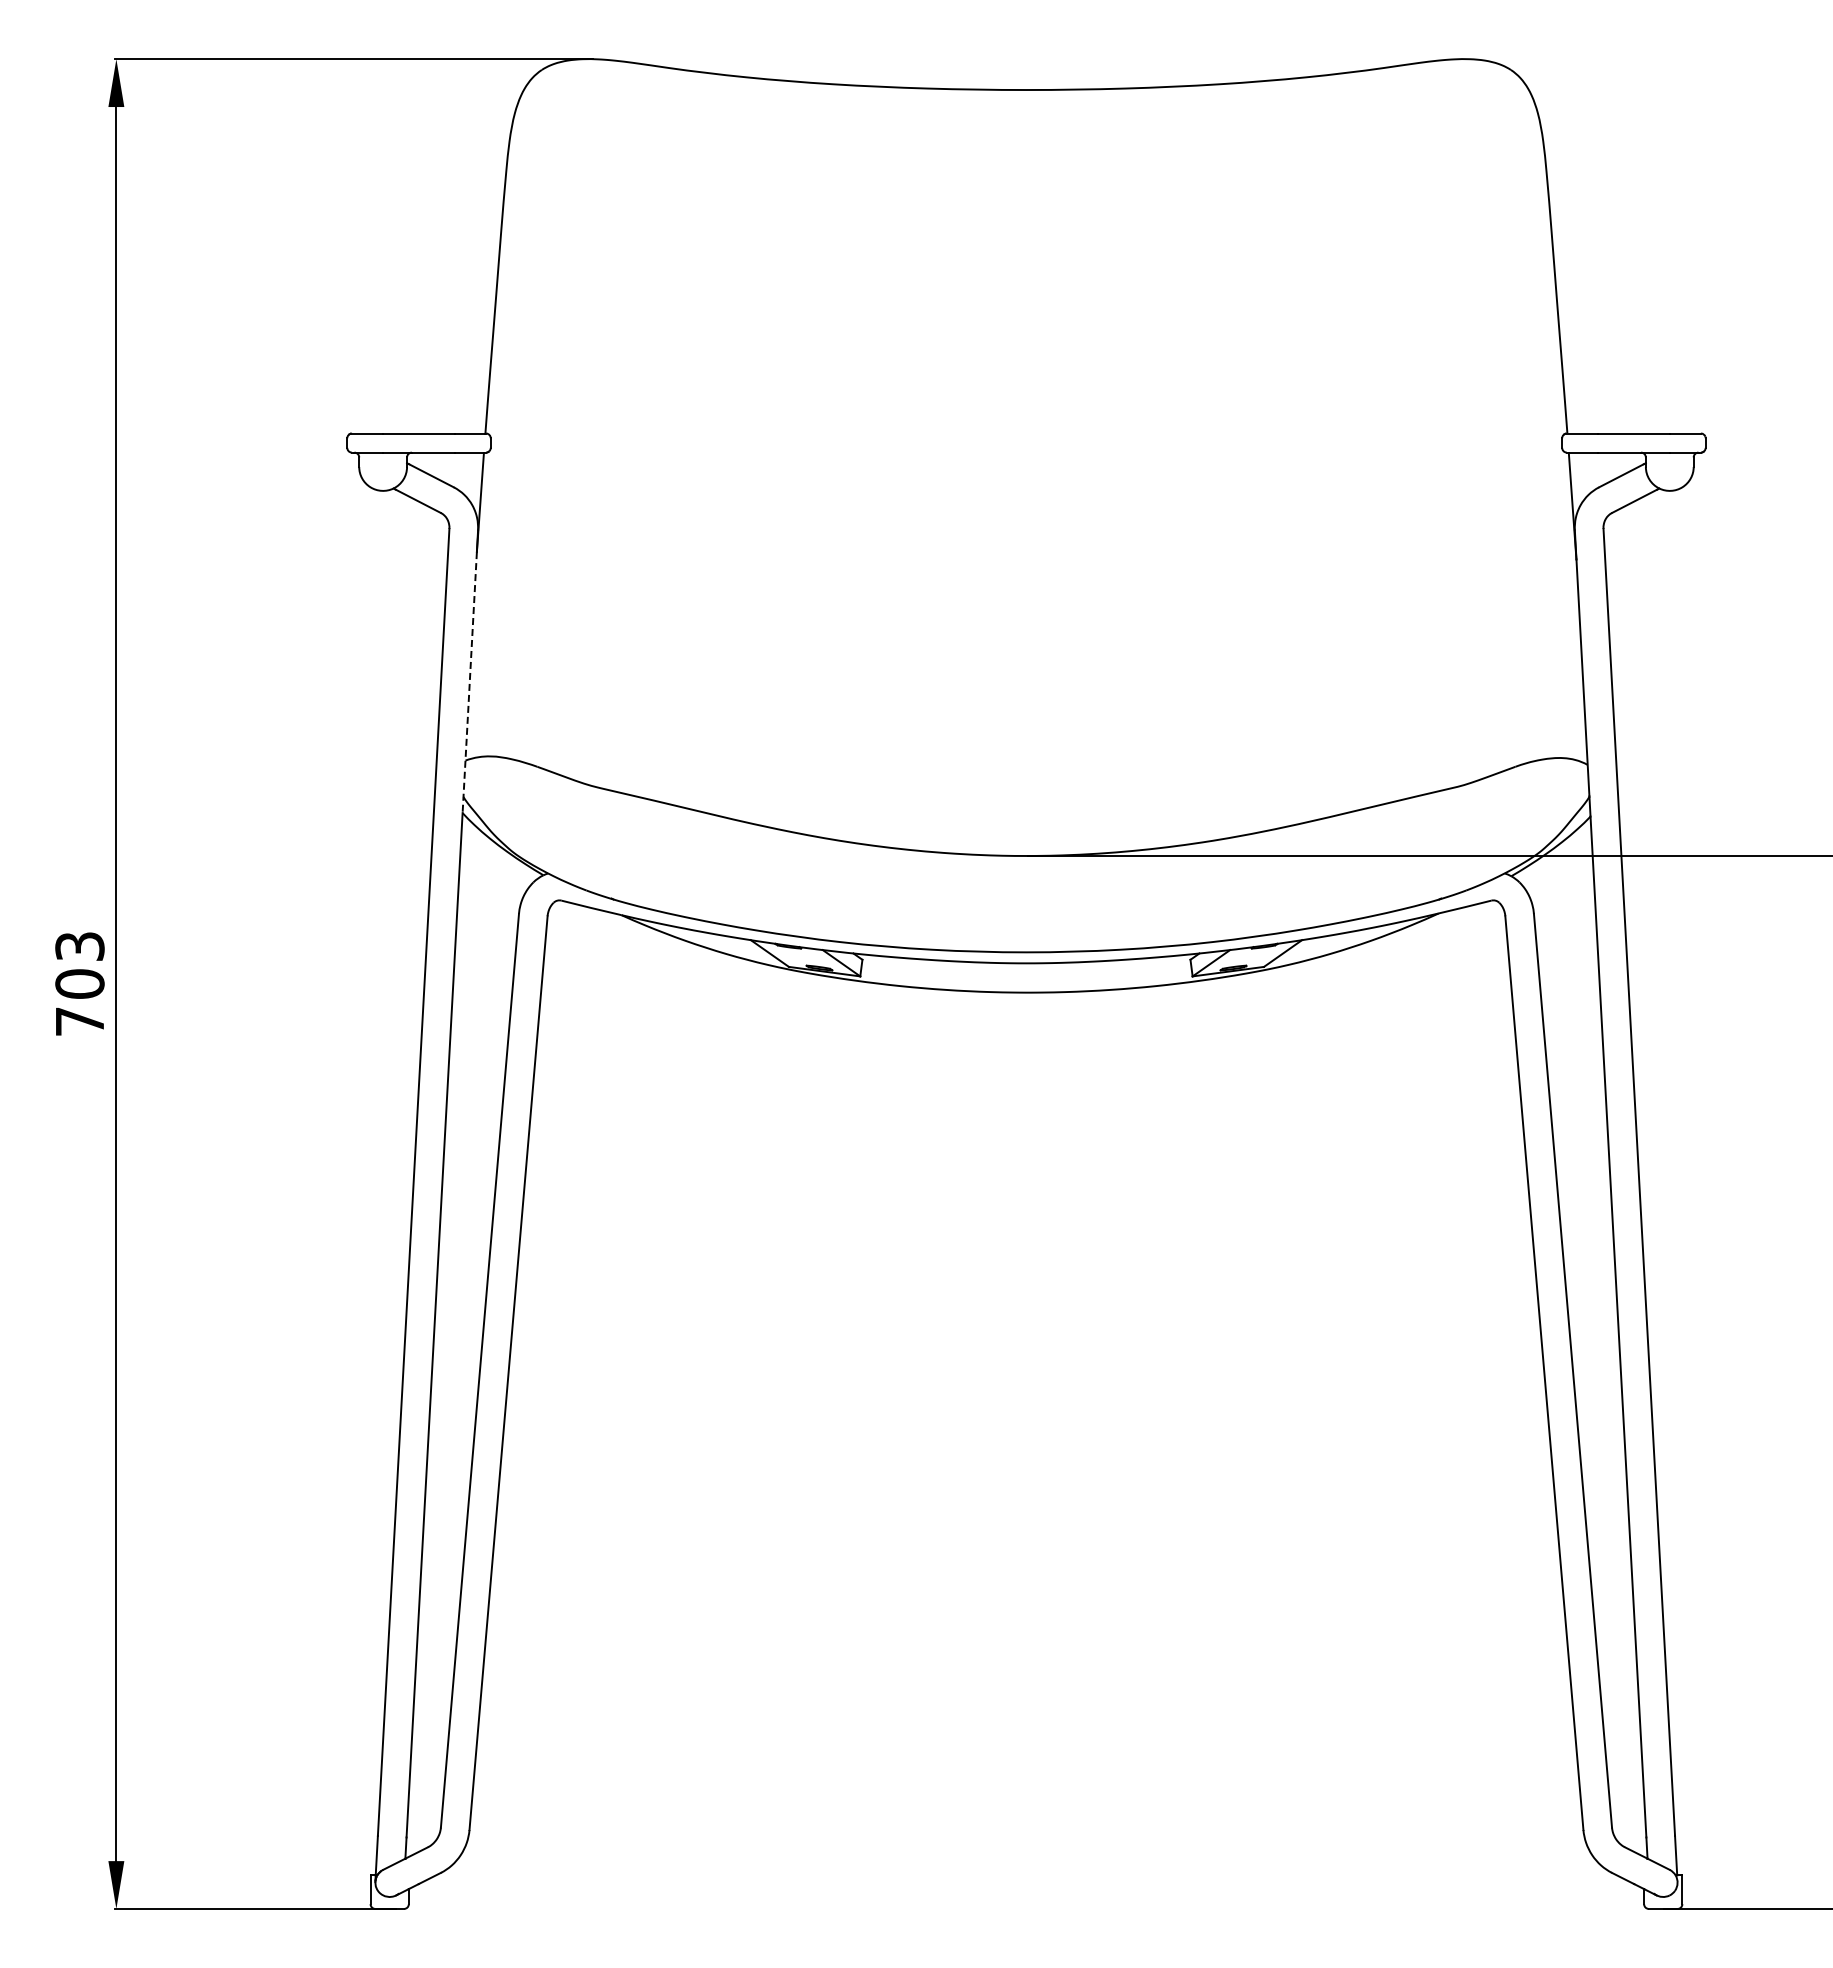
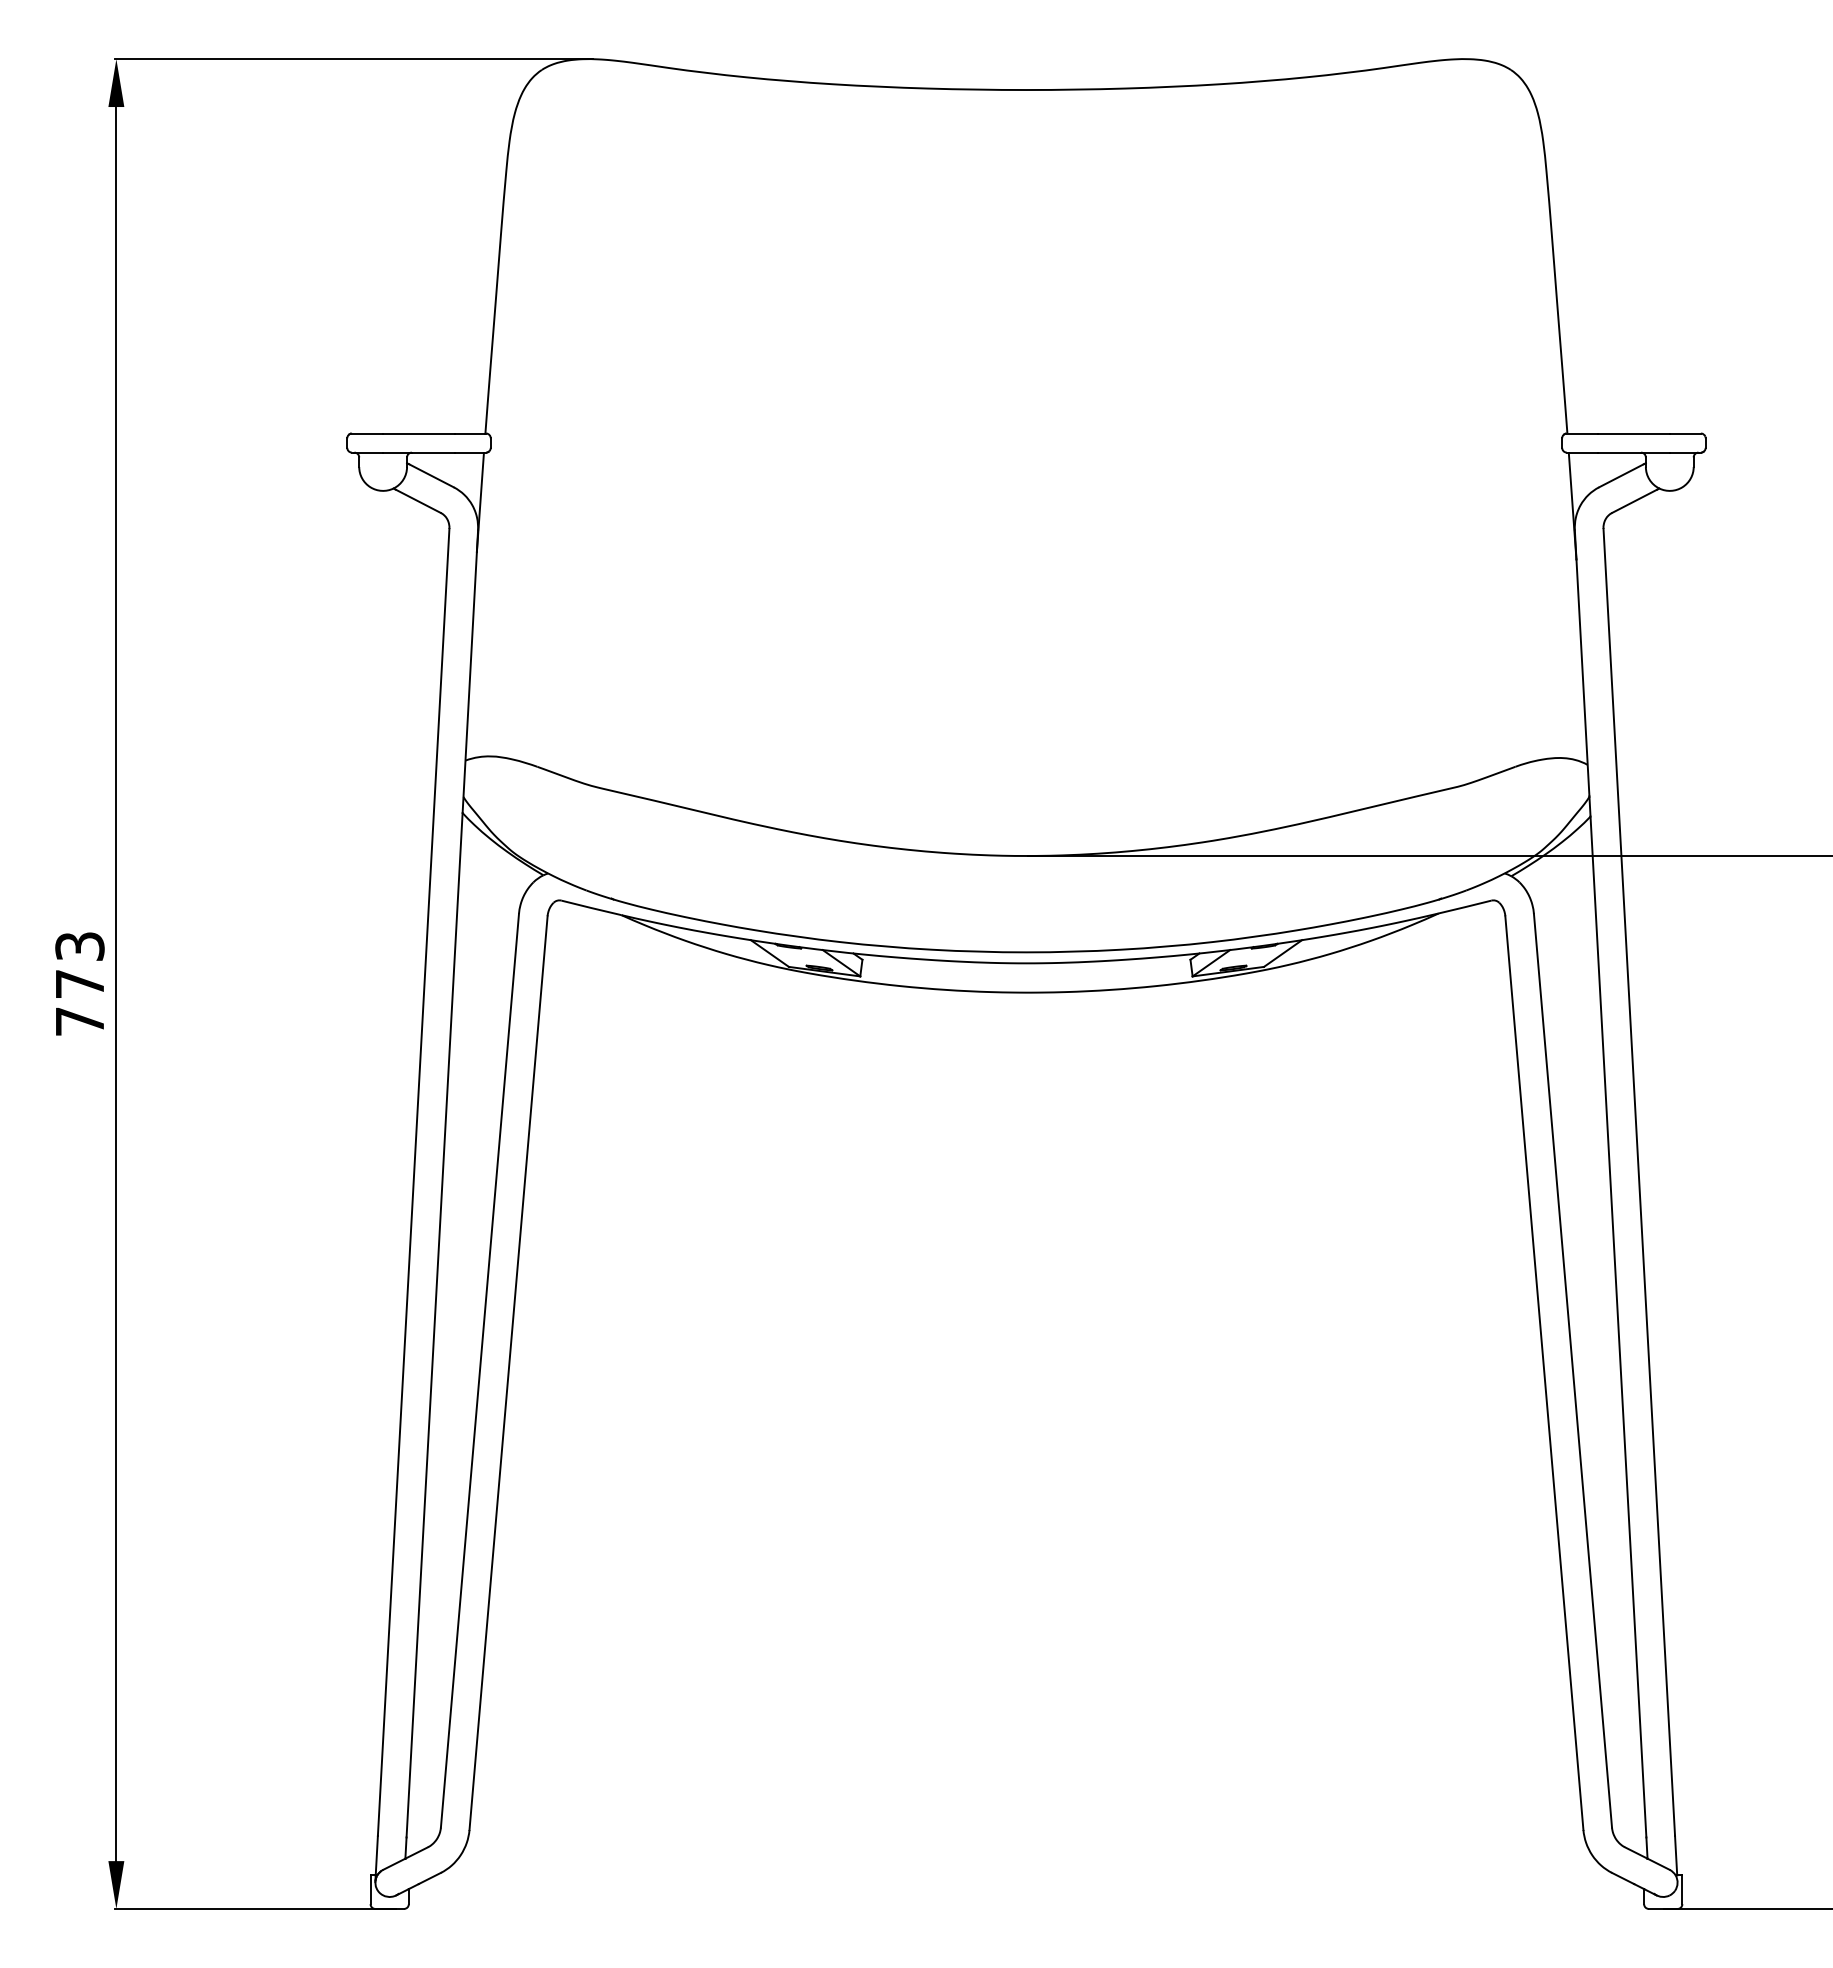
line: dashed -> solid (469, 682)
text: 703 -> 773 (79, 983)
